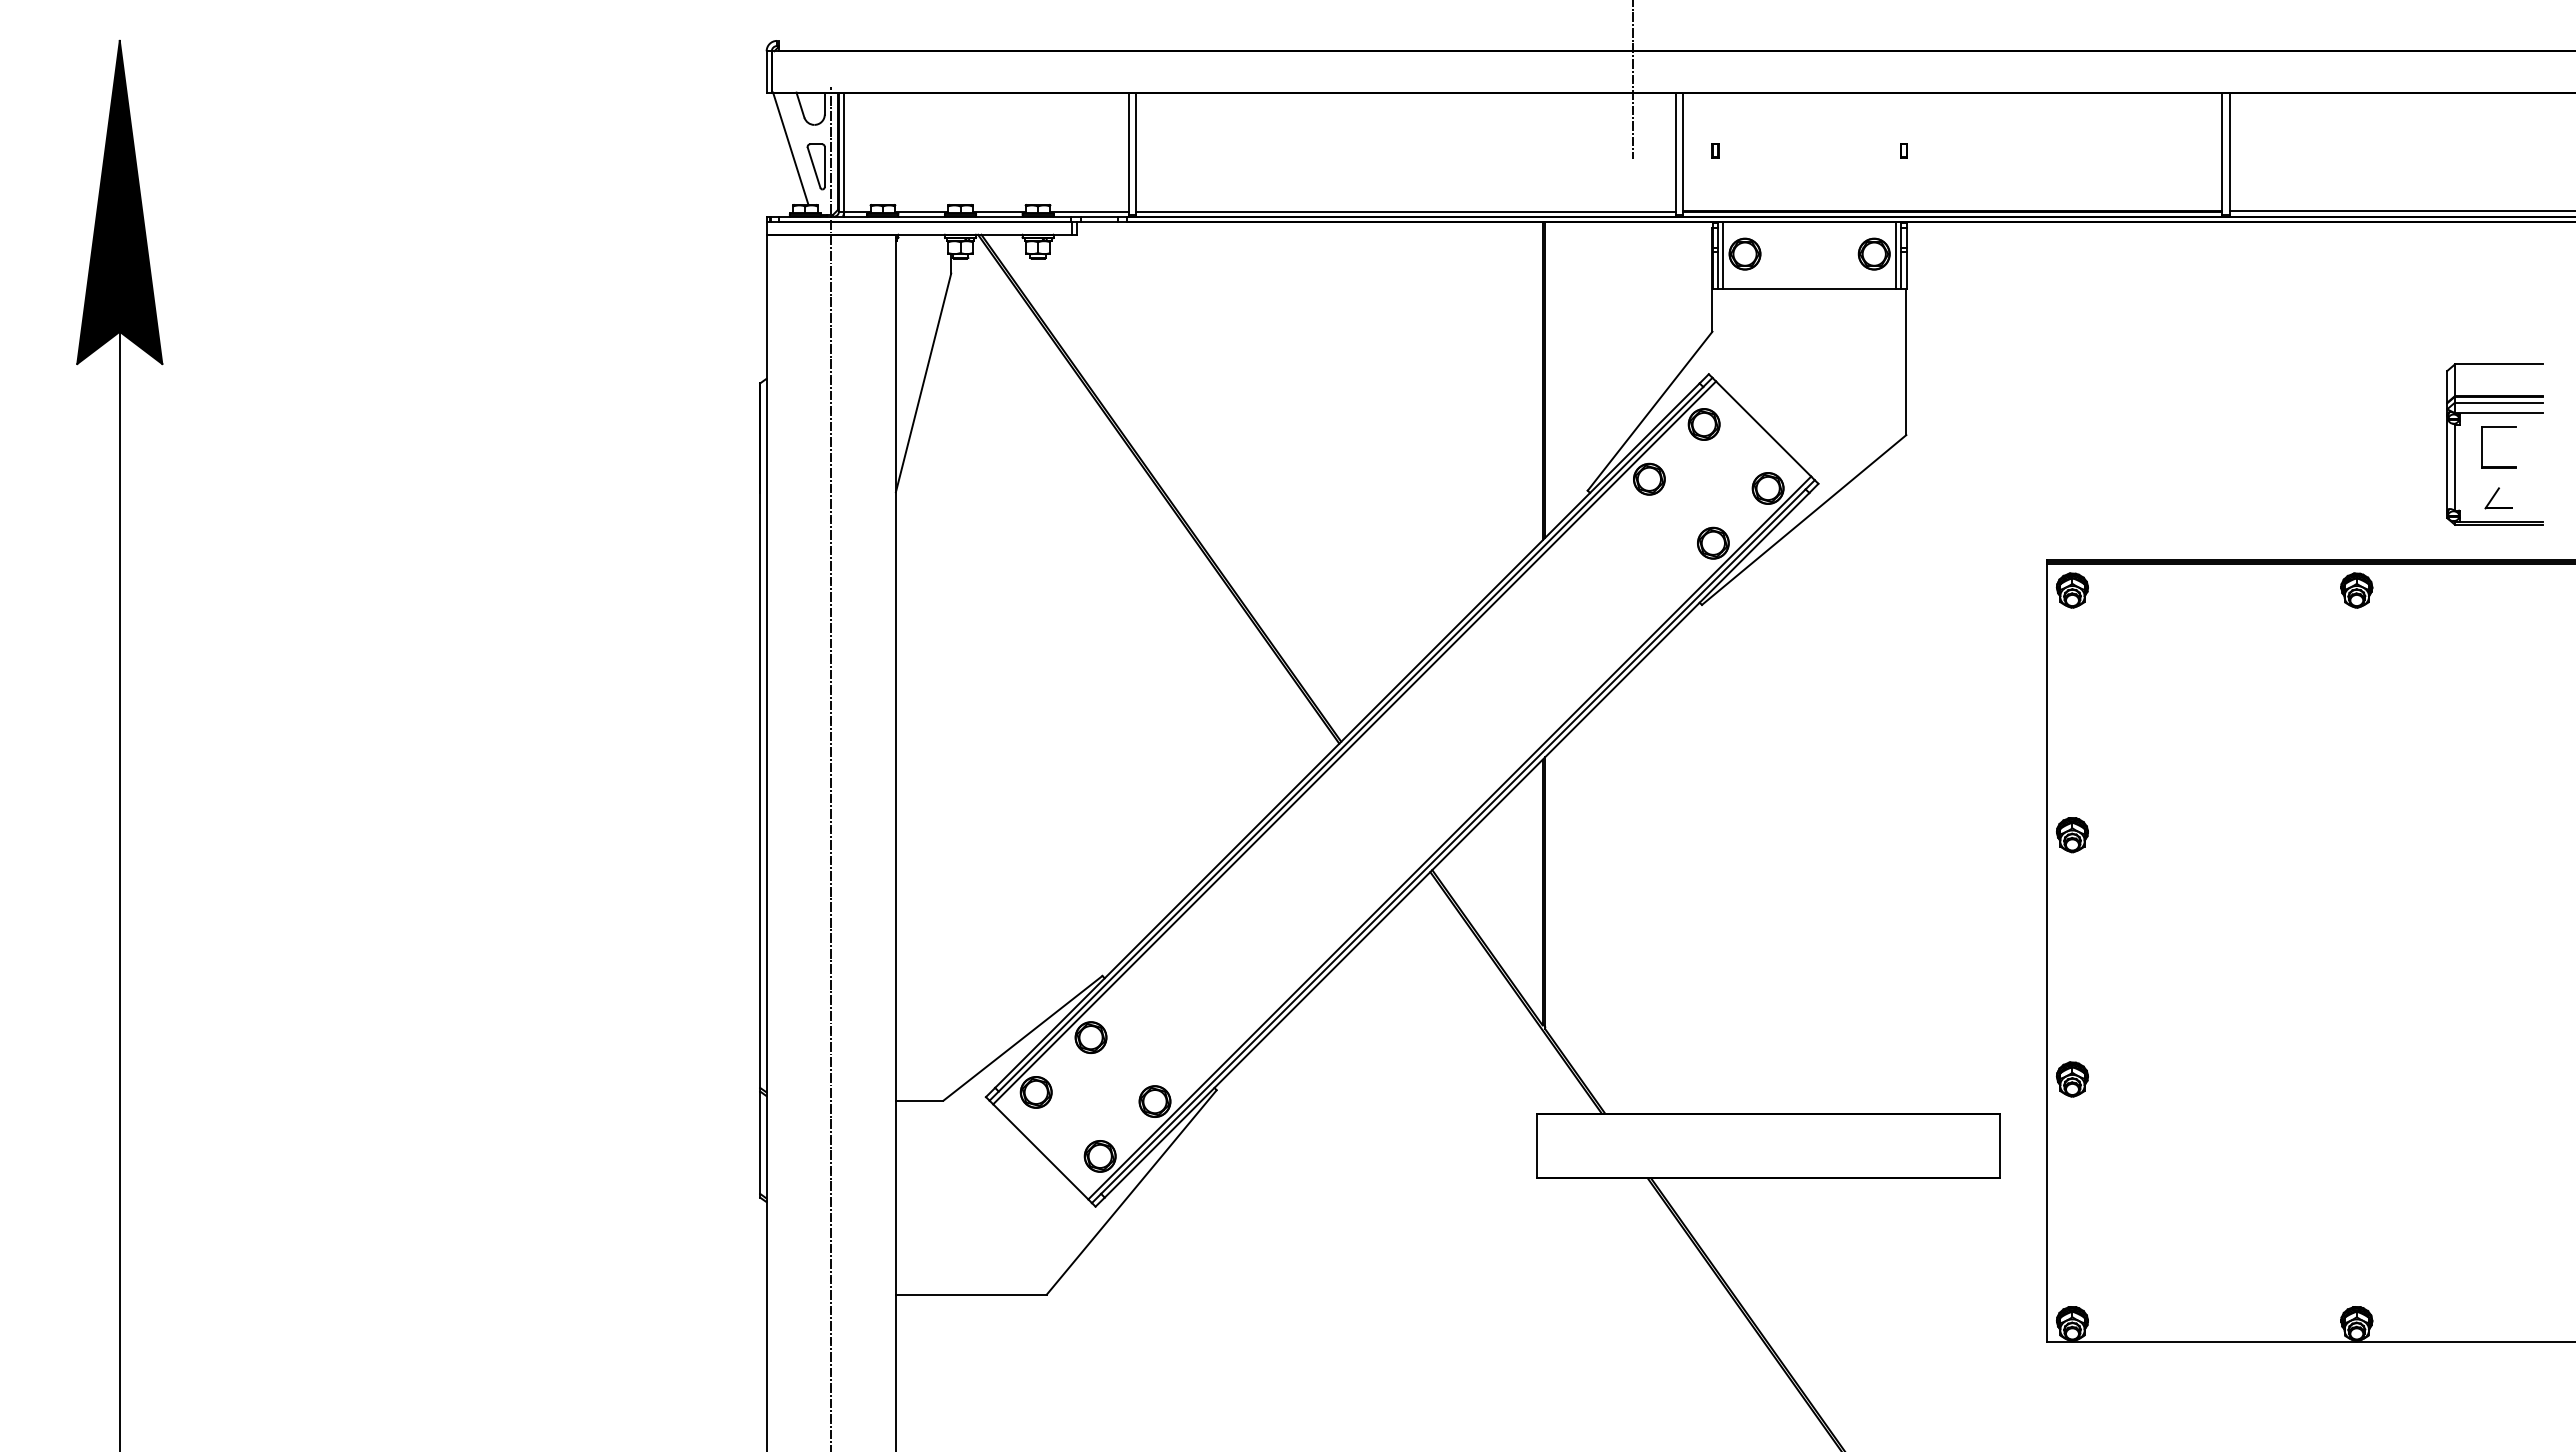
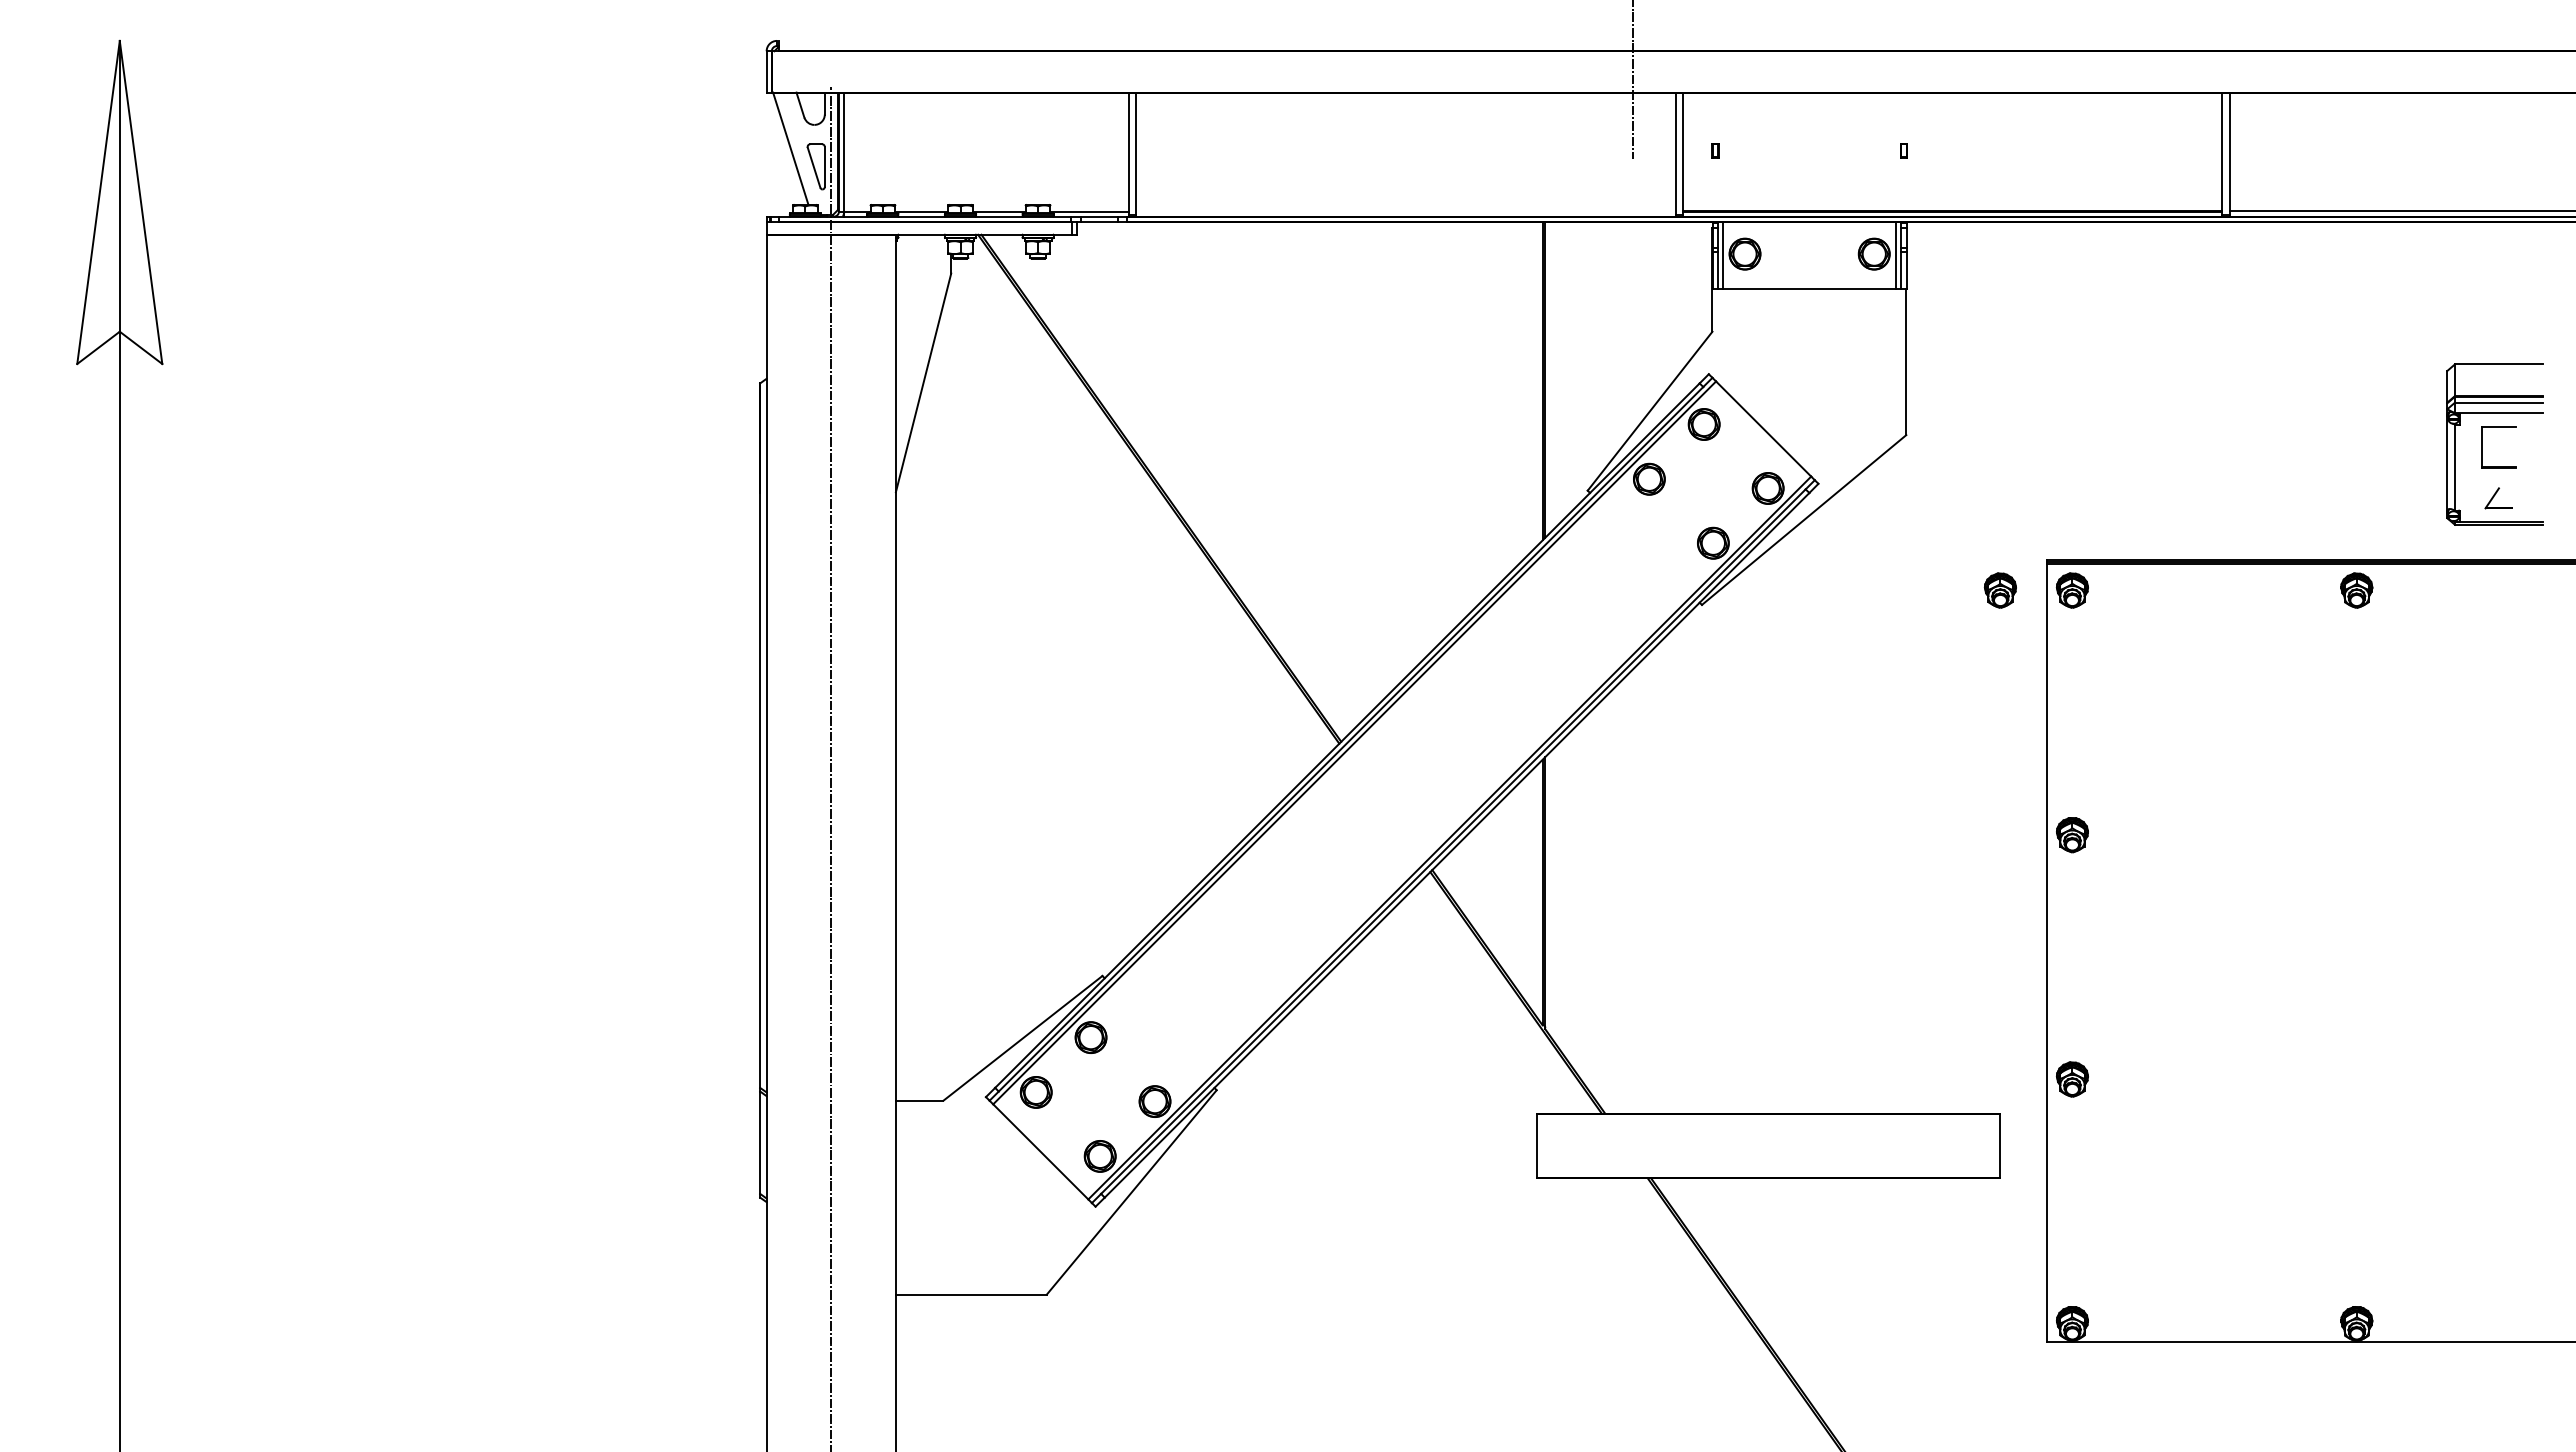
fill: present -> none (119, 202)
line: present -> none (1405, 211)
part: none -> present (1999, 590)
